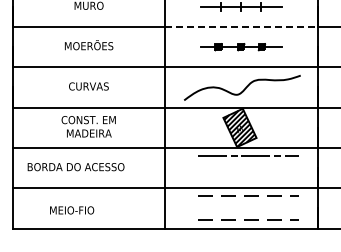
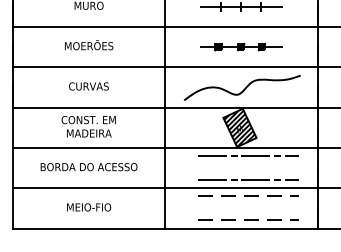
line: dashed -> solid (241, 27)
text position: (75, 167) -> (88, 167) (88, 167)
line: none -> present (247, 179)
text position: (72, 210) -> (89, 207) (89, 207)
